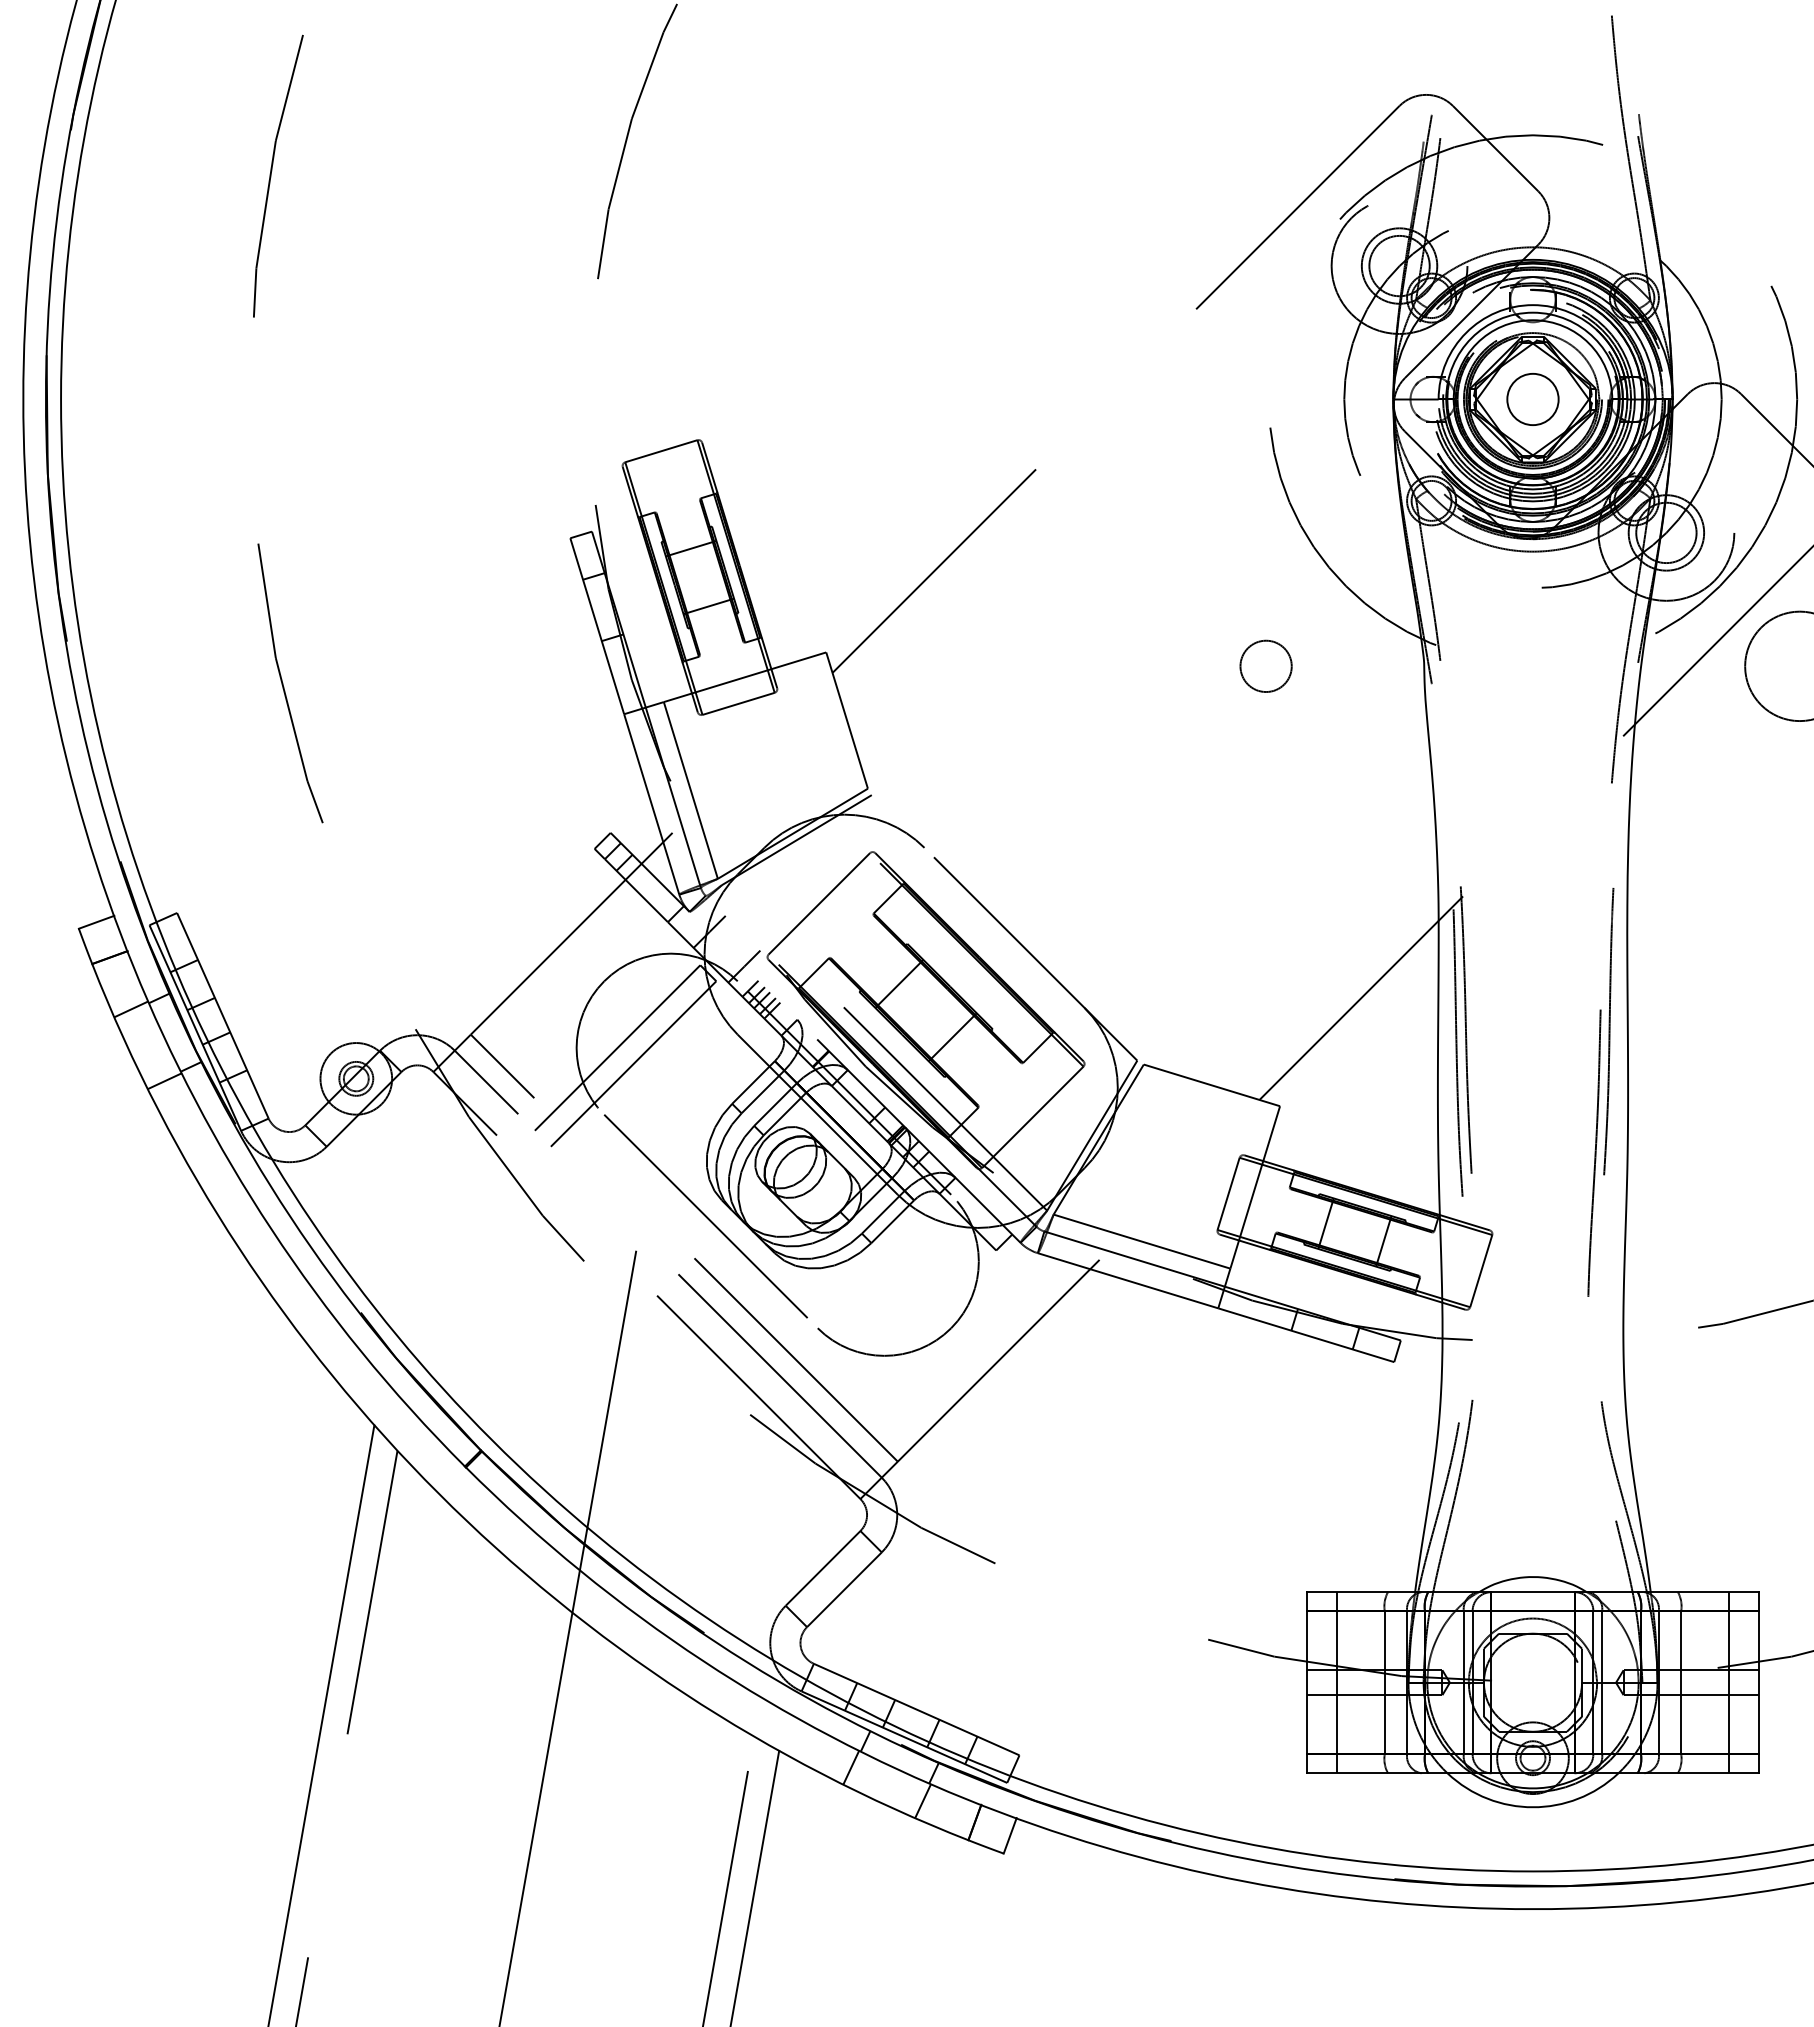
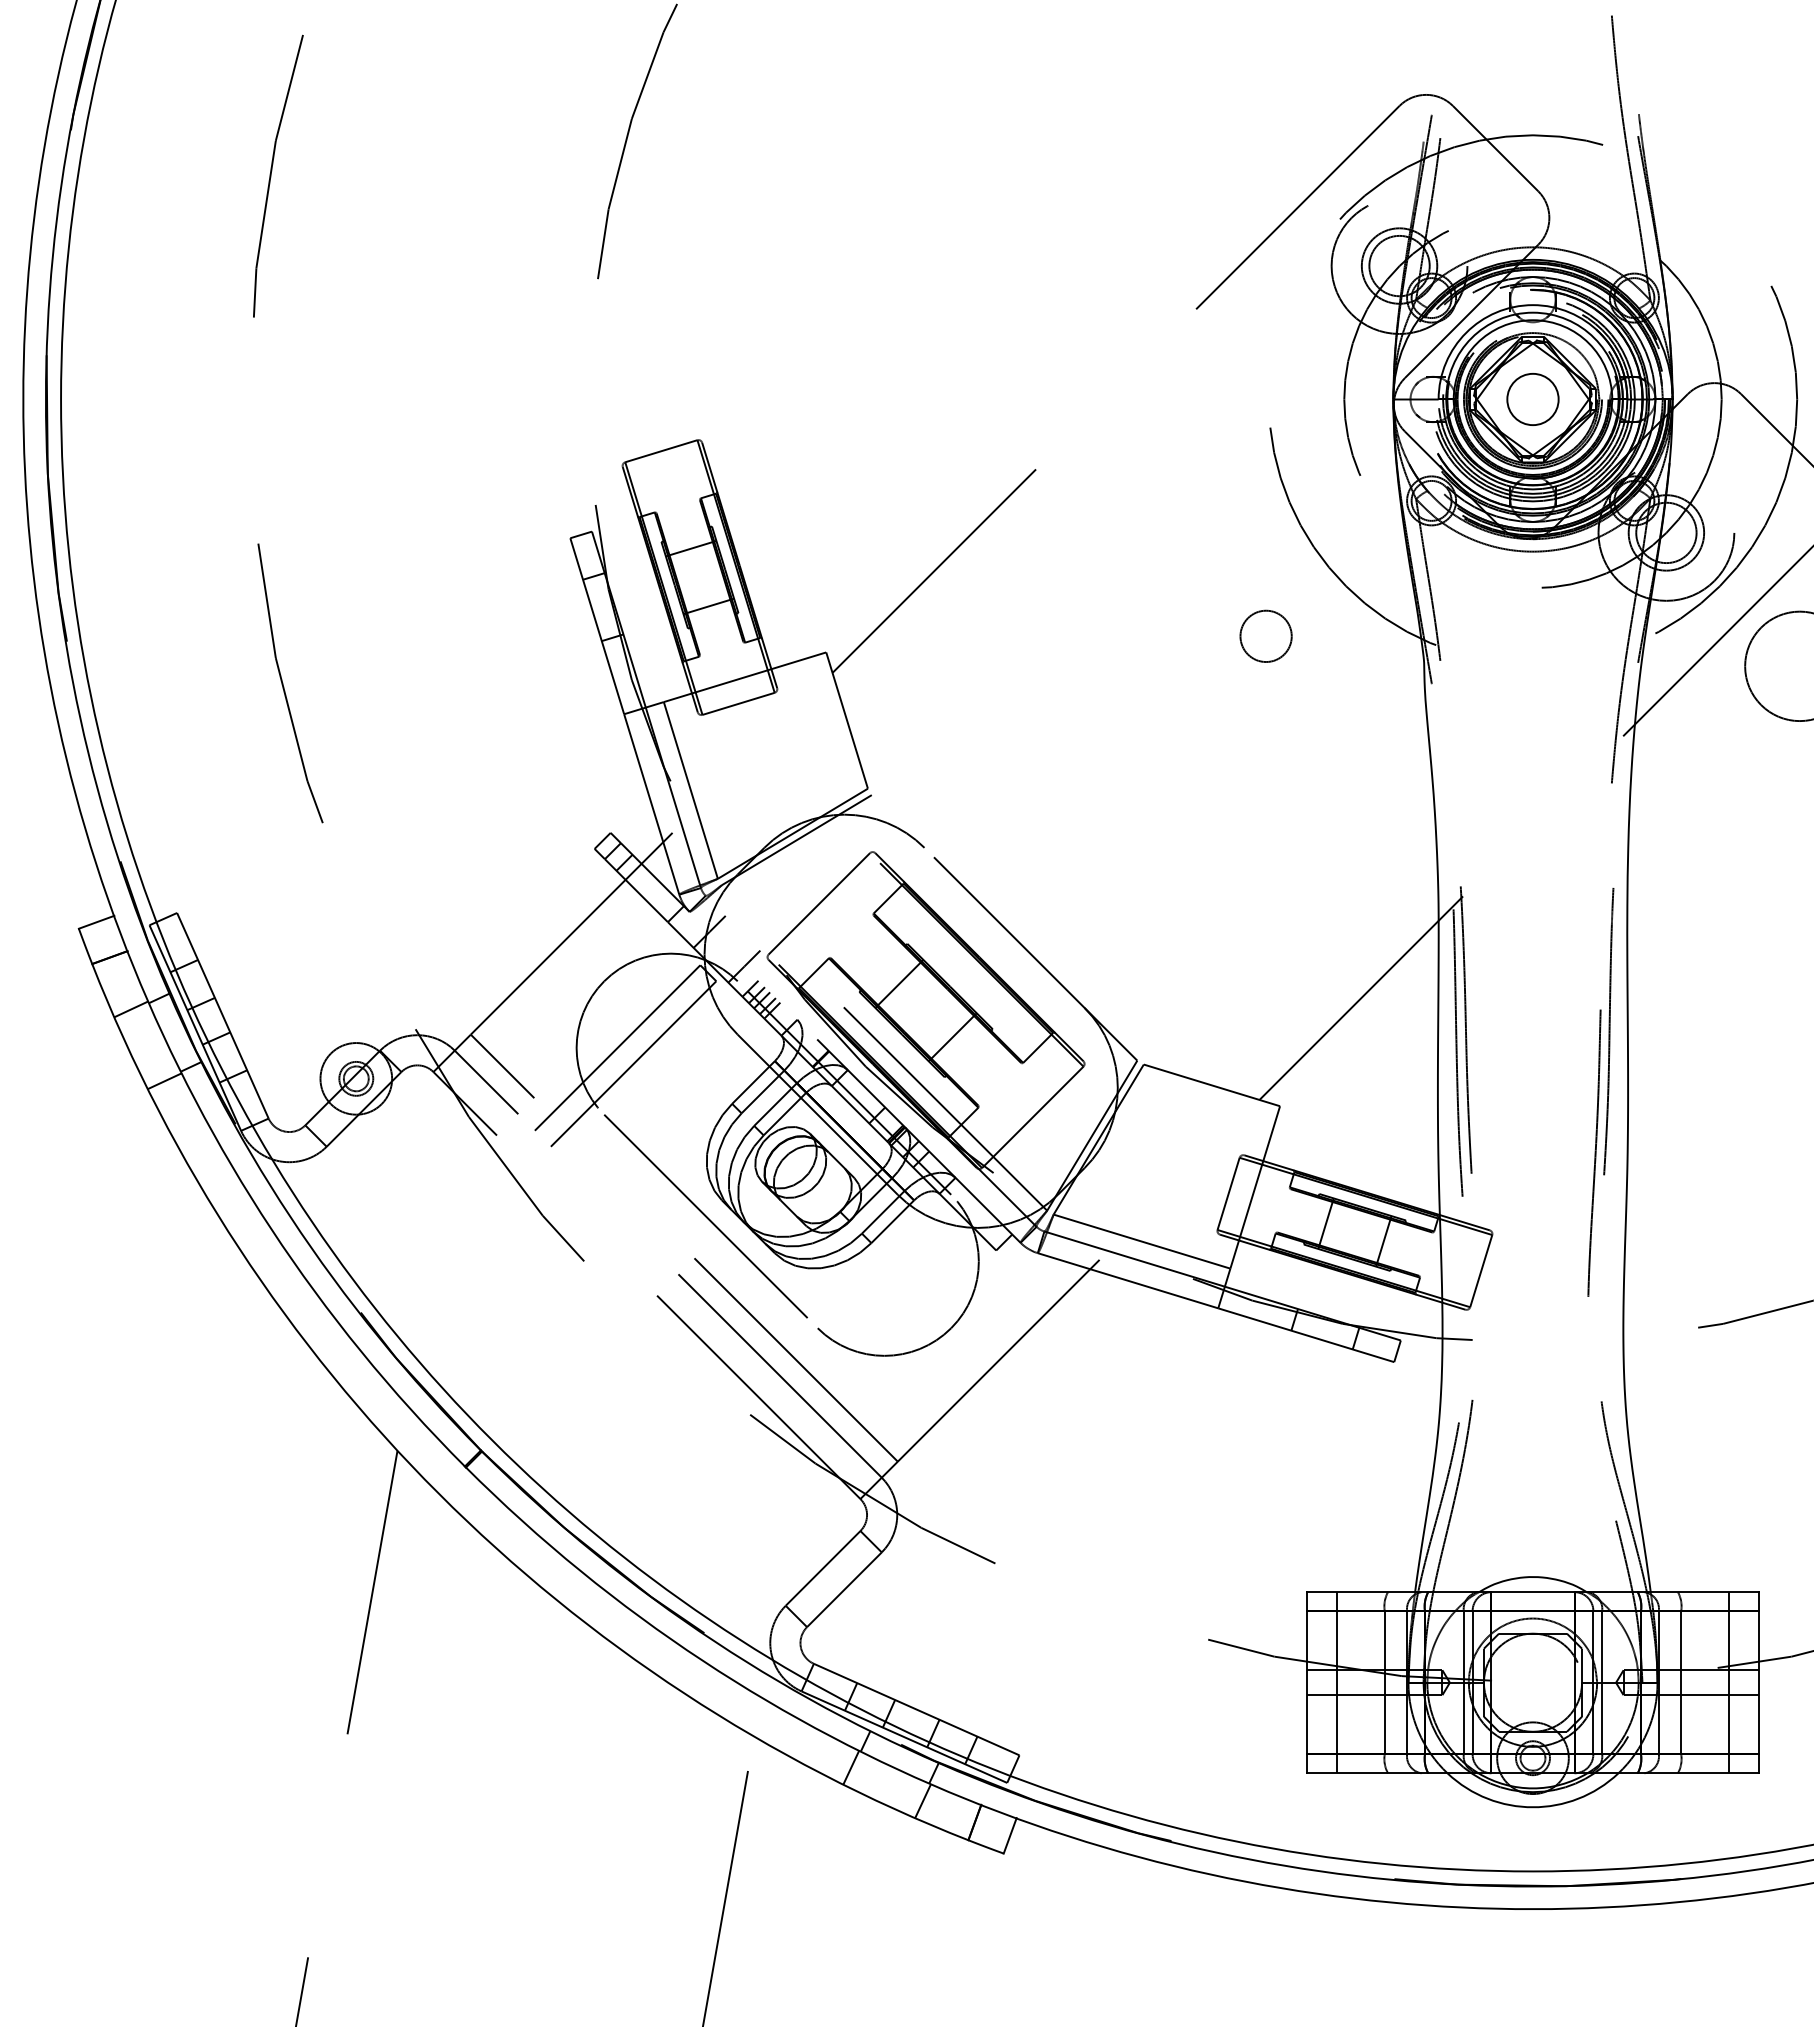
circle position: (1265, 665) -> (1265, 635) (1265, 635)
line: present -> none (575, 1590)
line: present -> none (321, 1724)
line: present -> none (755, 1886)
